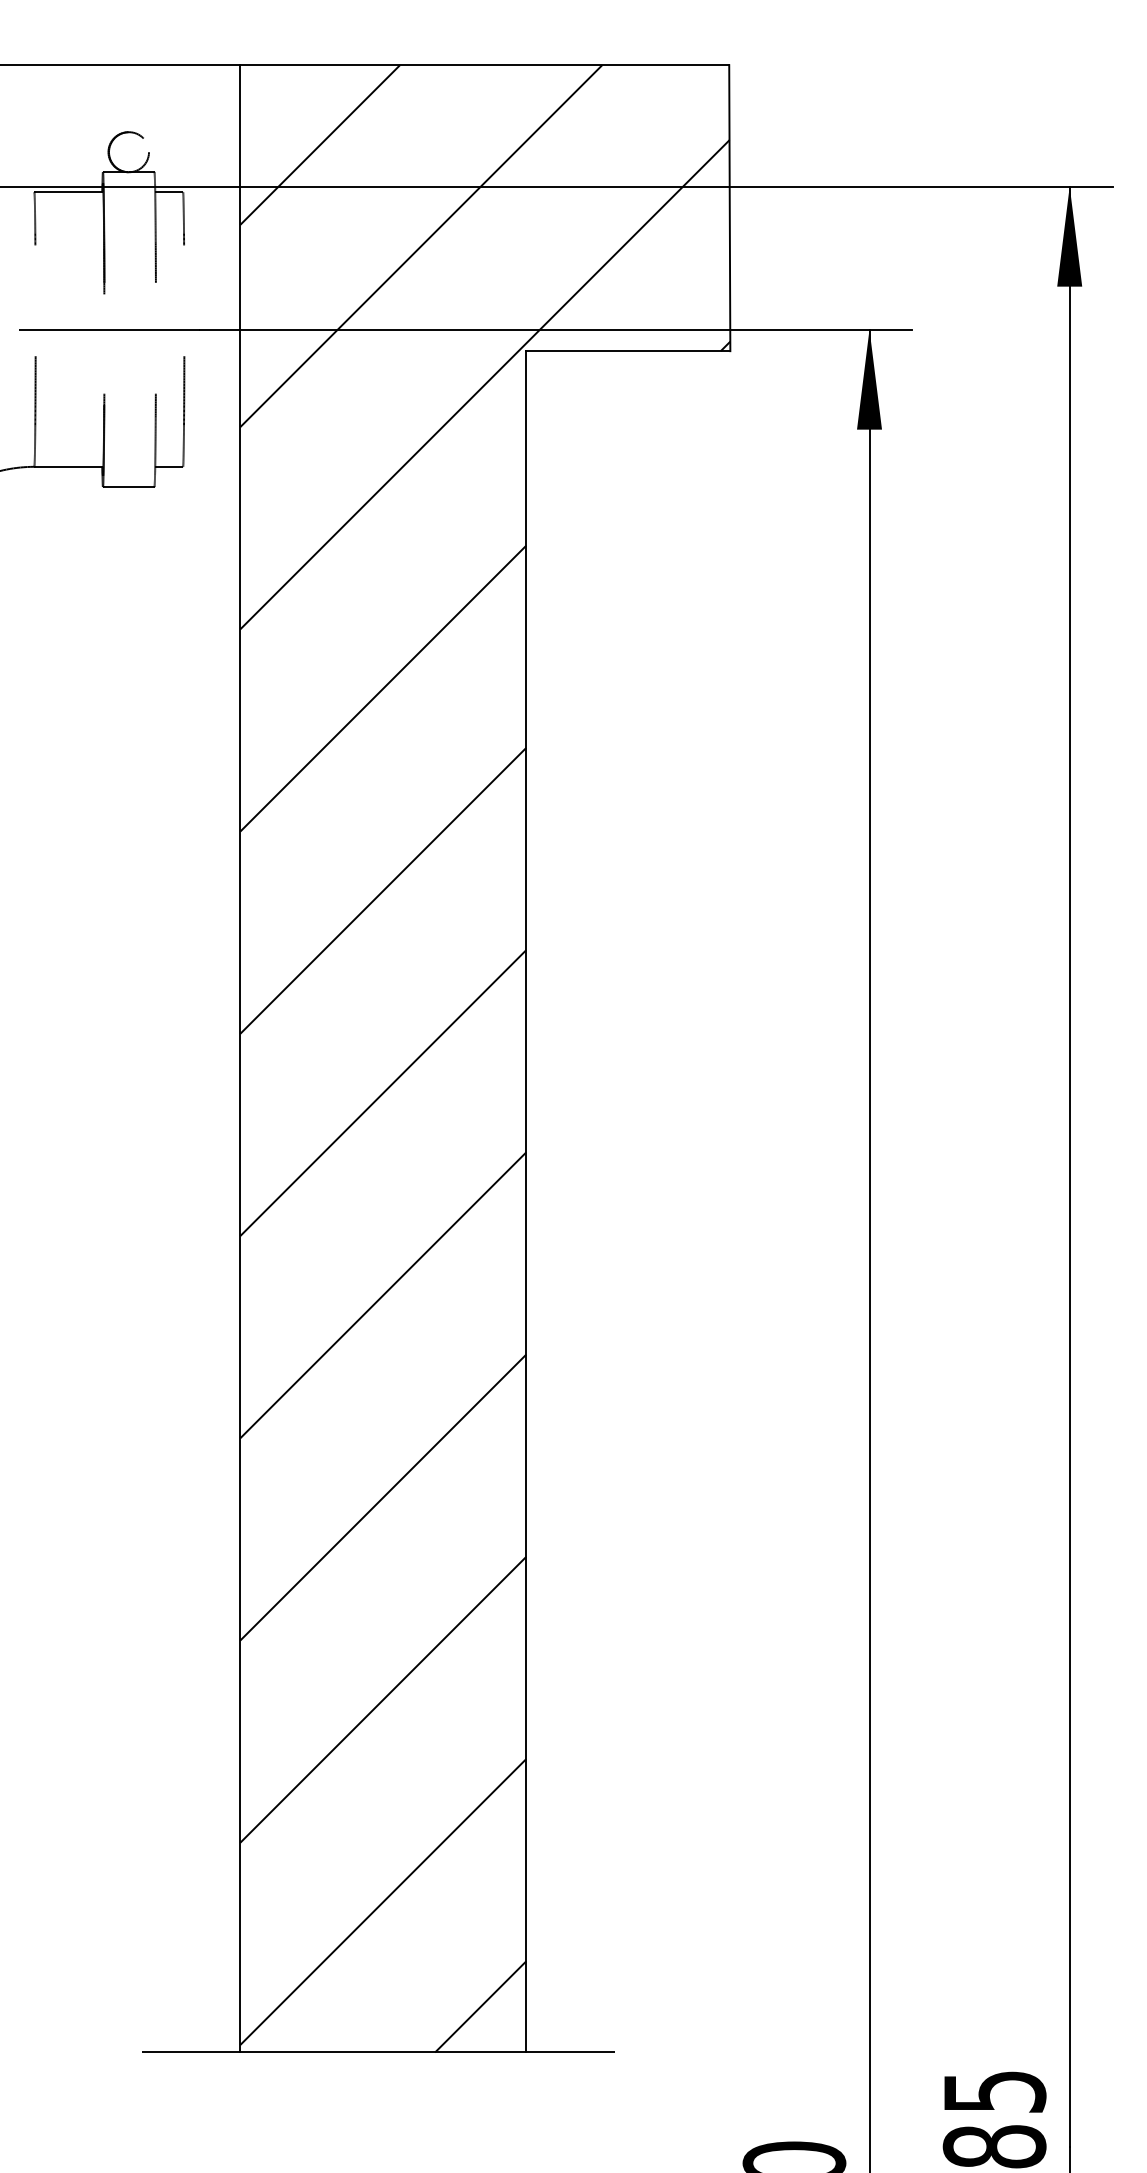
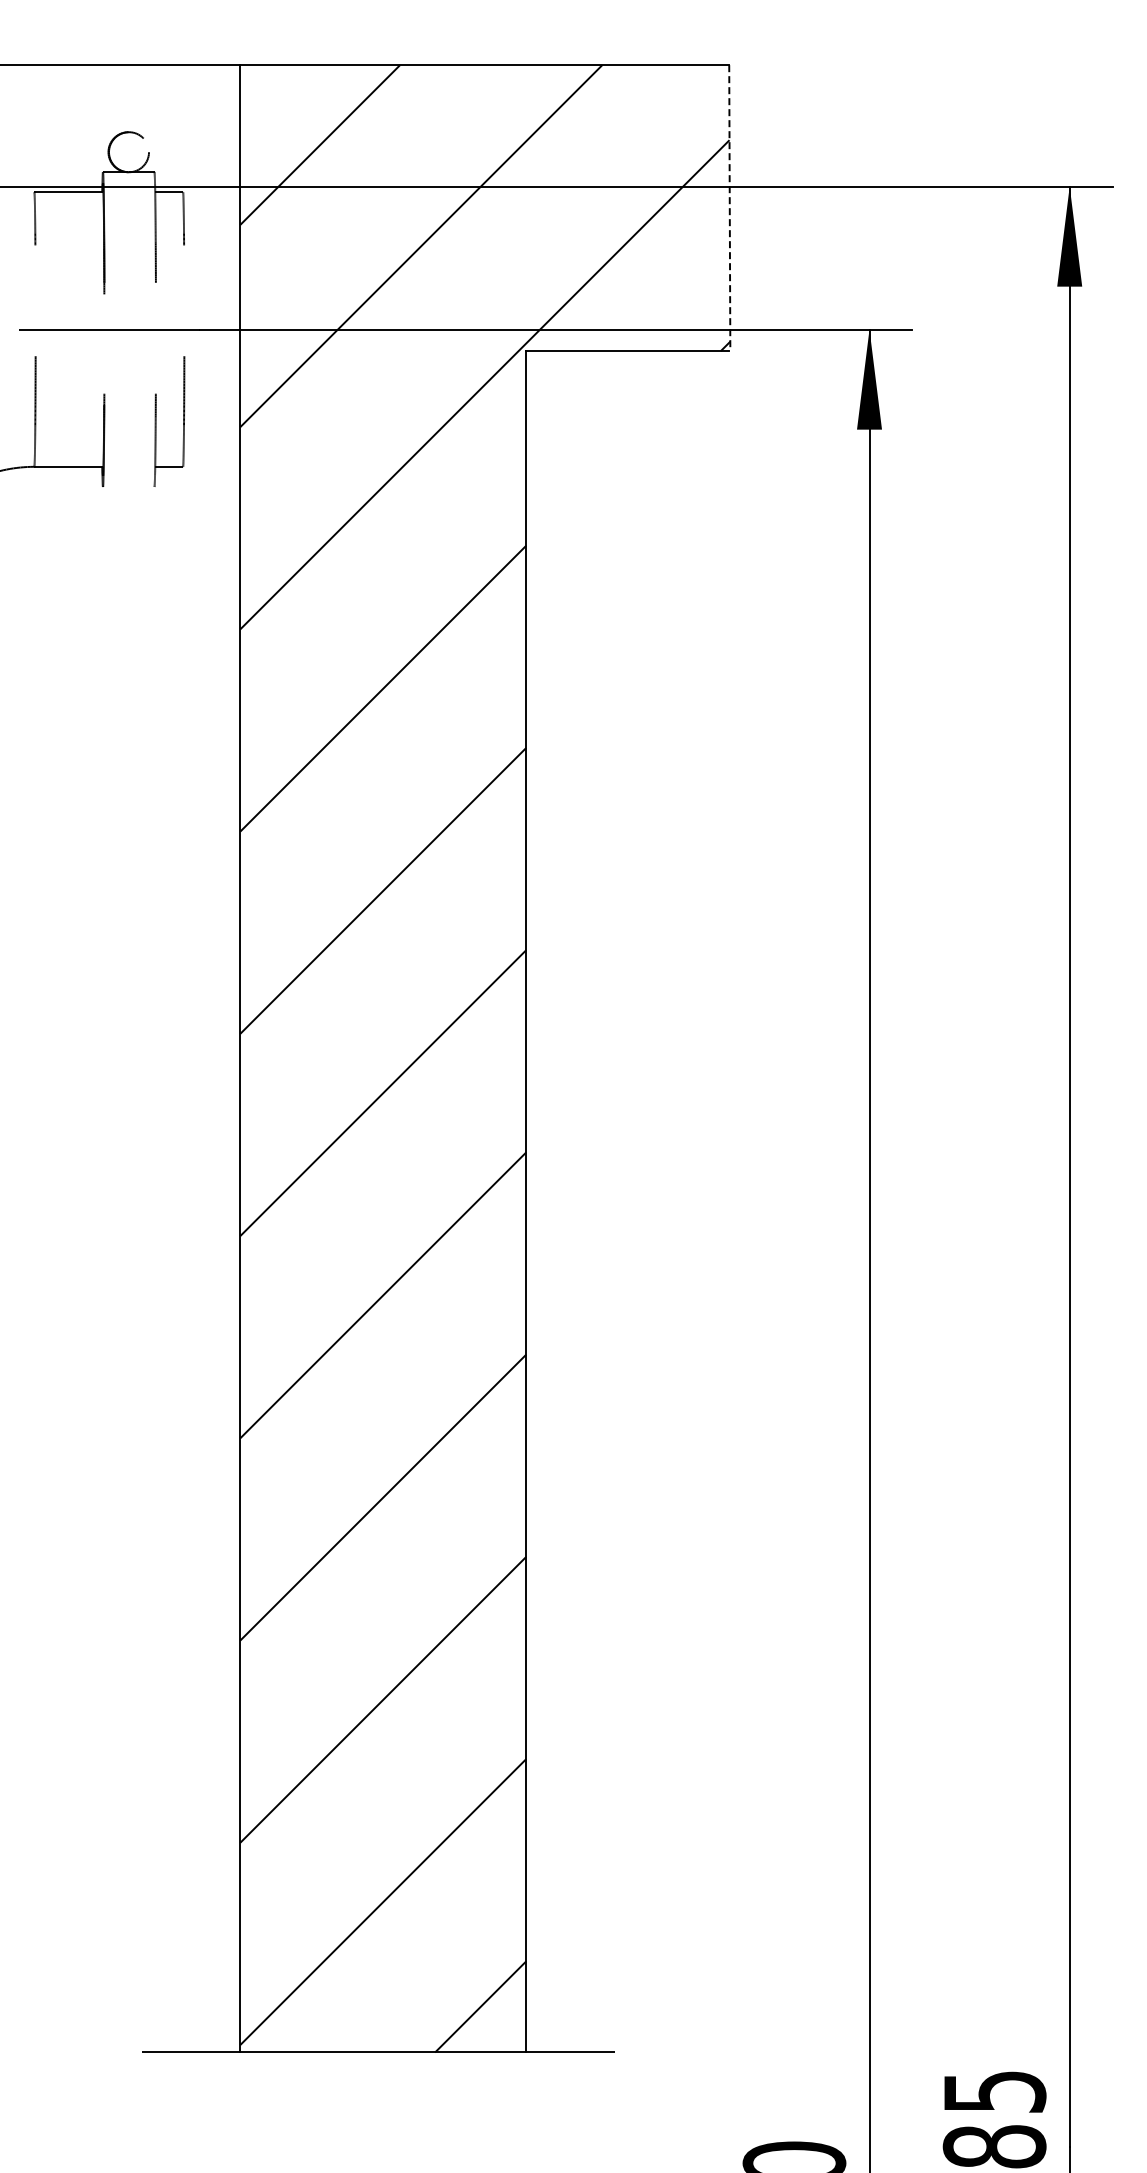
line: solid -> dashed (729, 208)
line: present -> none (128, 486)
